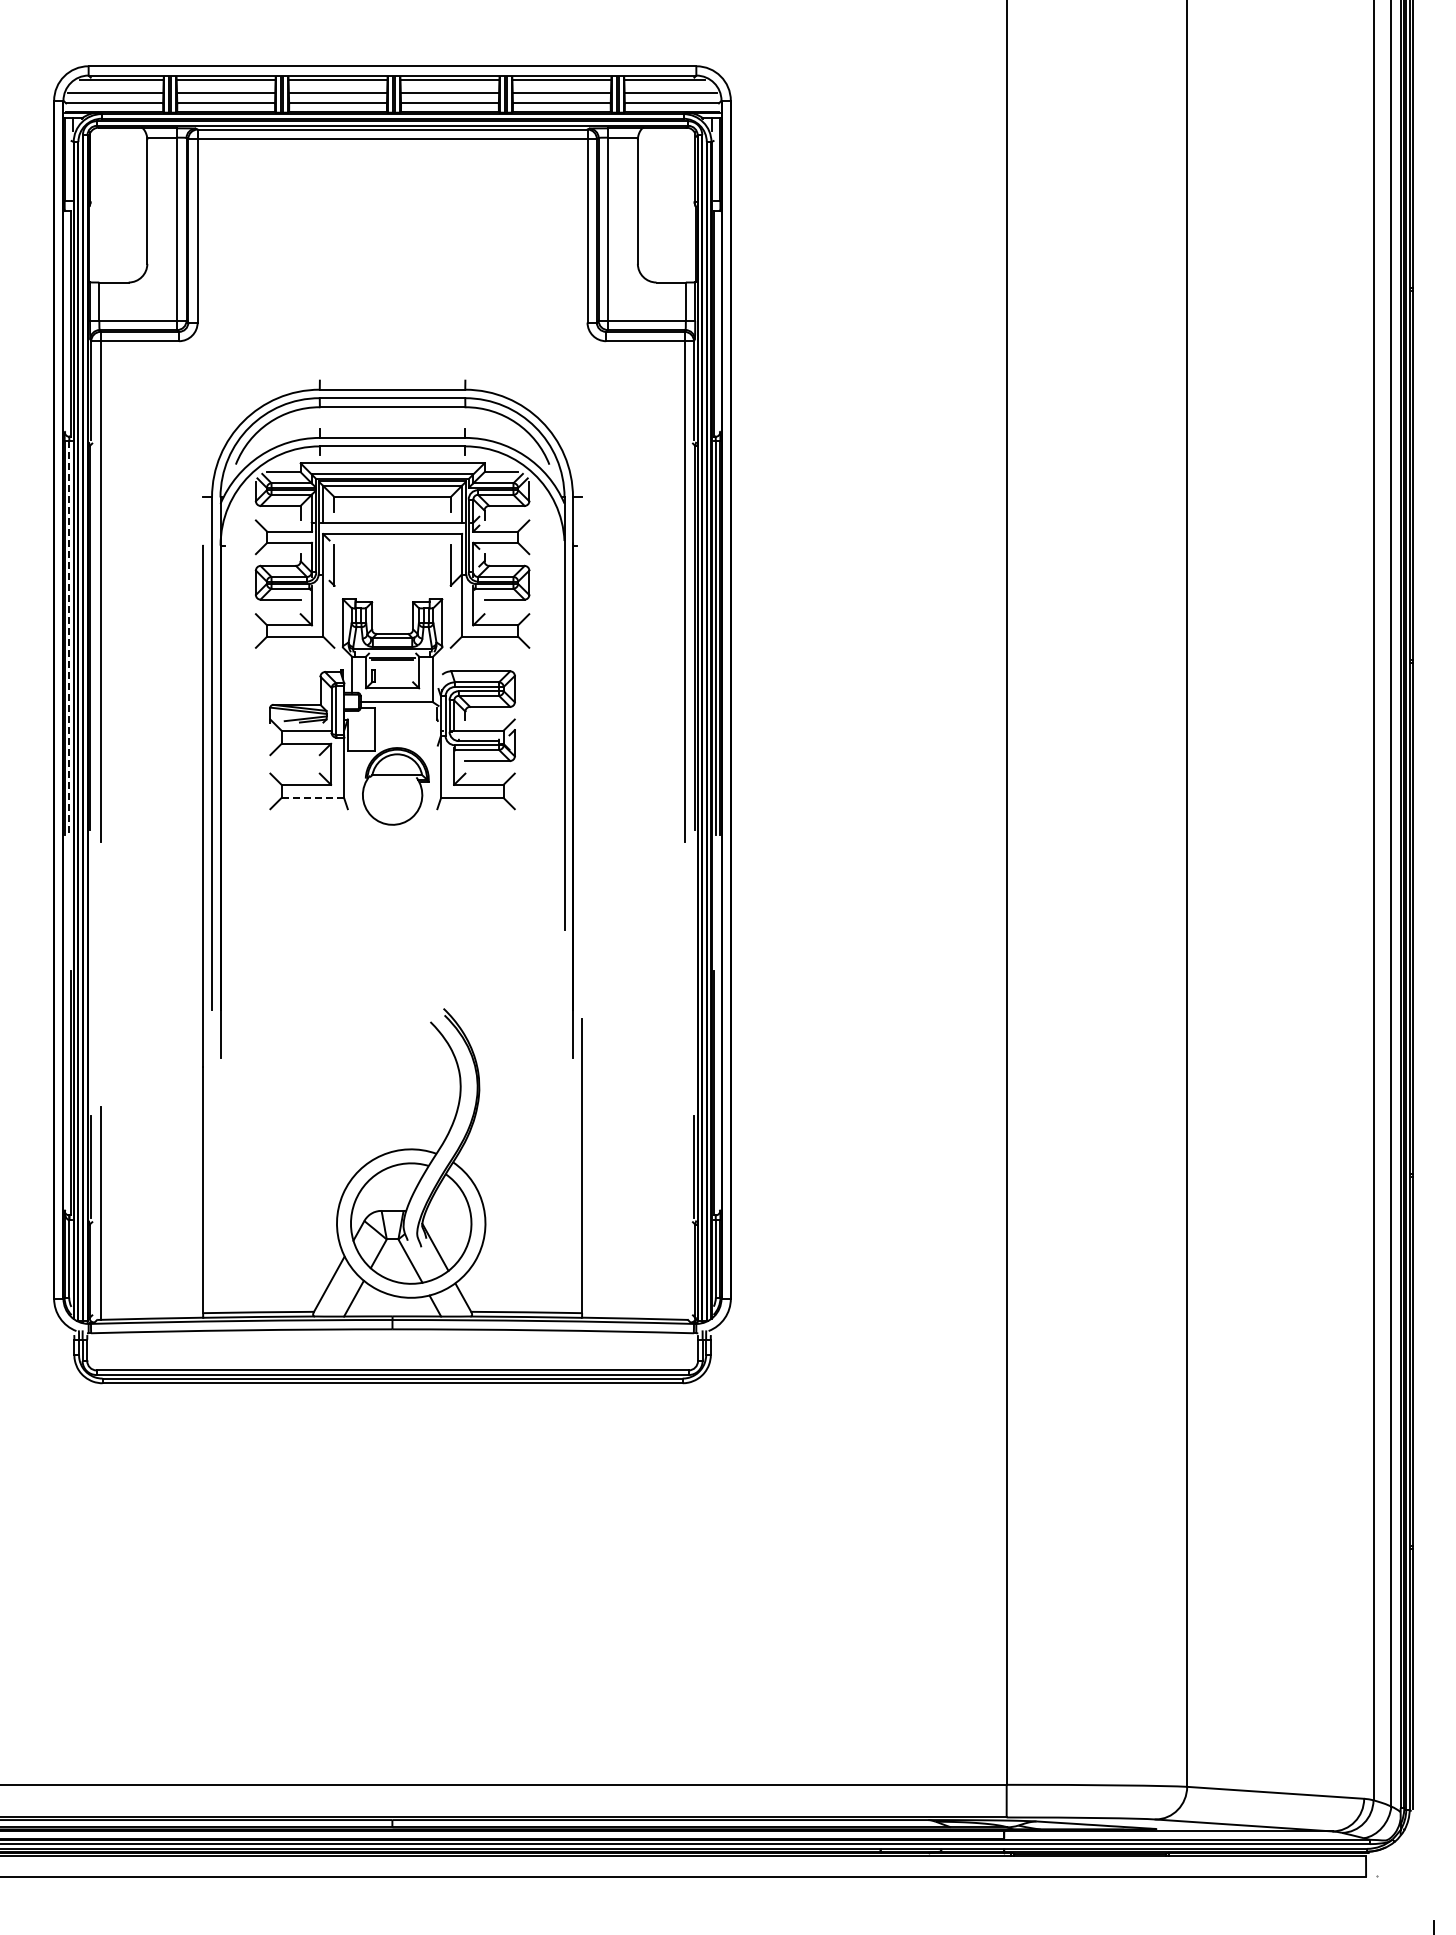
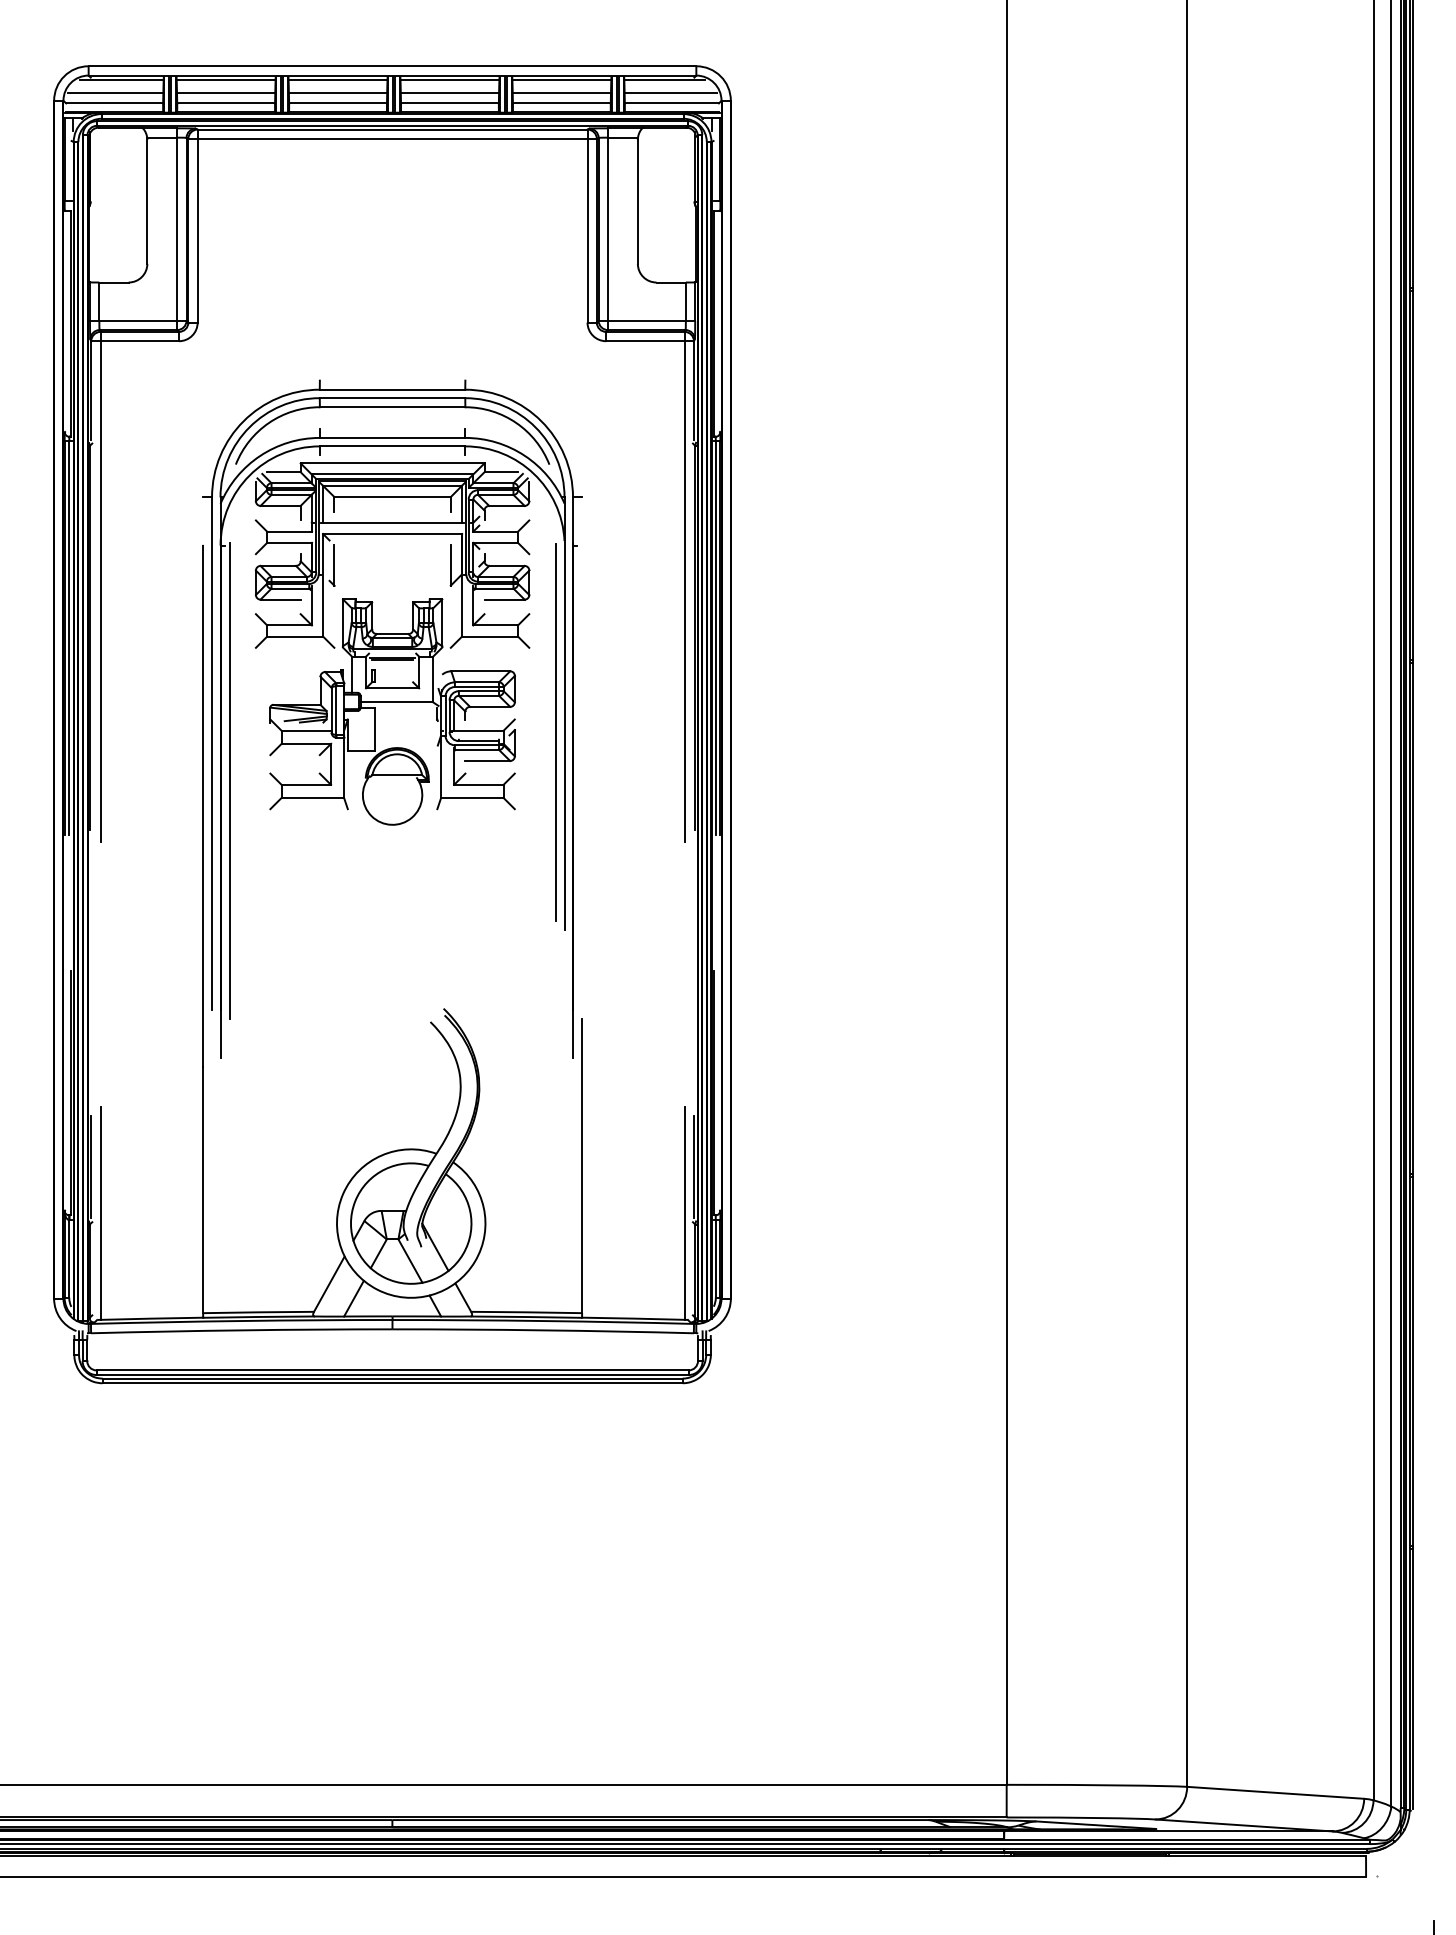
line: dashed -> solid (69, 638)
line: none -> present (555, 732)
line: none -> present (229, 780)
line: dashed -> solid (313, 797)
line: none -> present (684, 1212)
